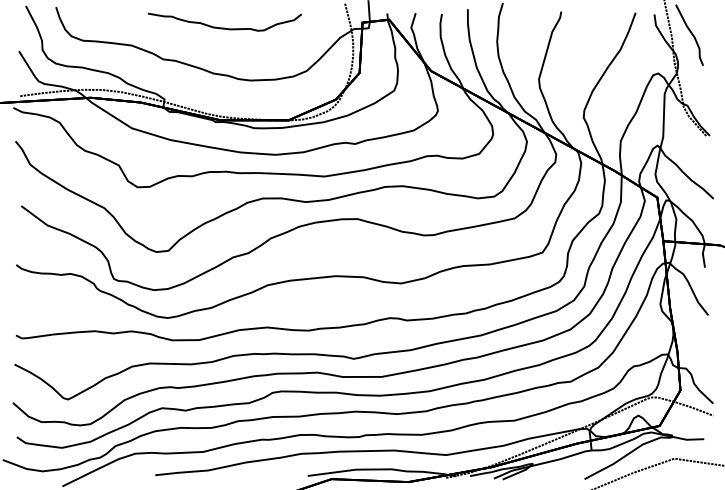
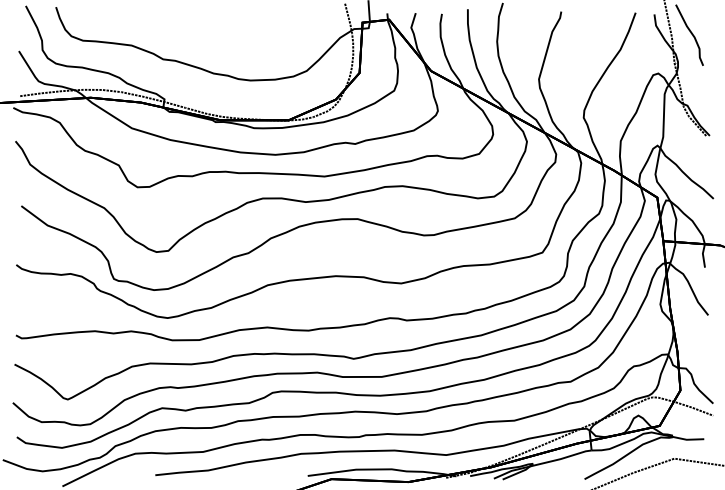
curve: present -> none (224, 27)
